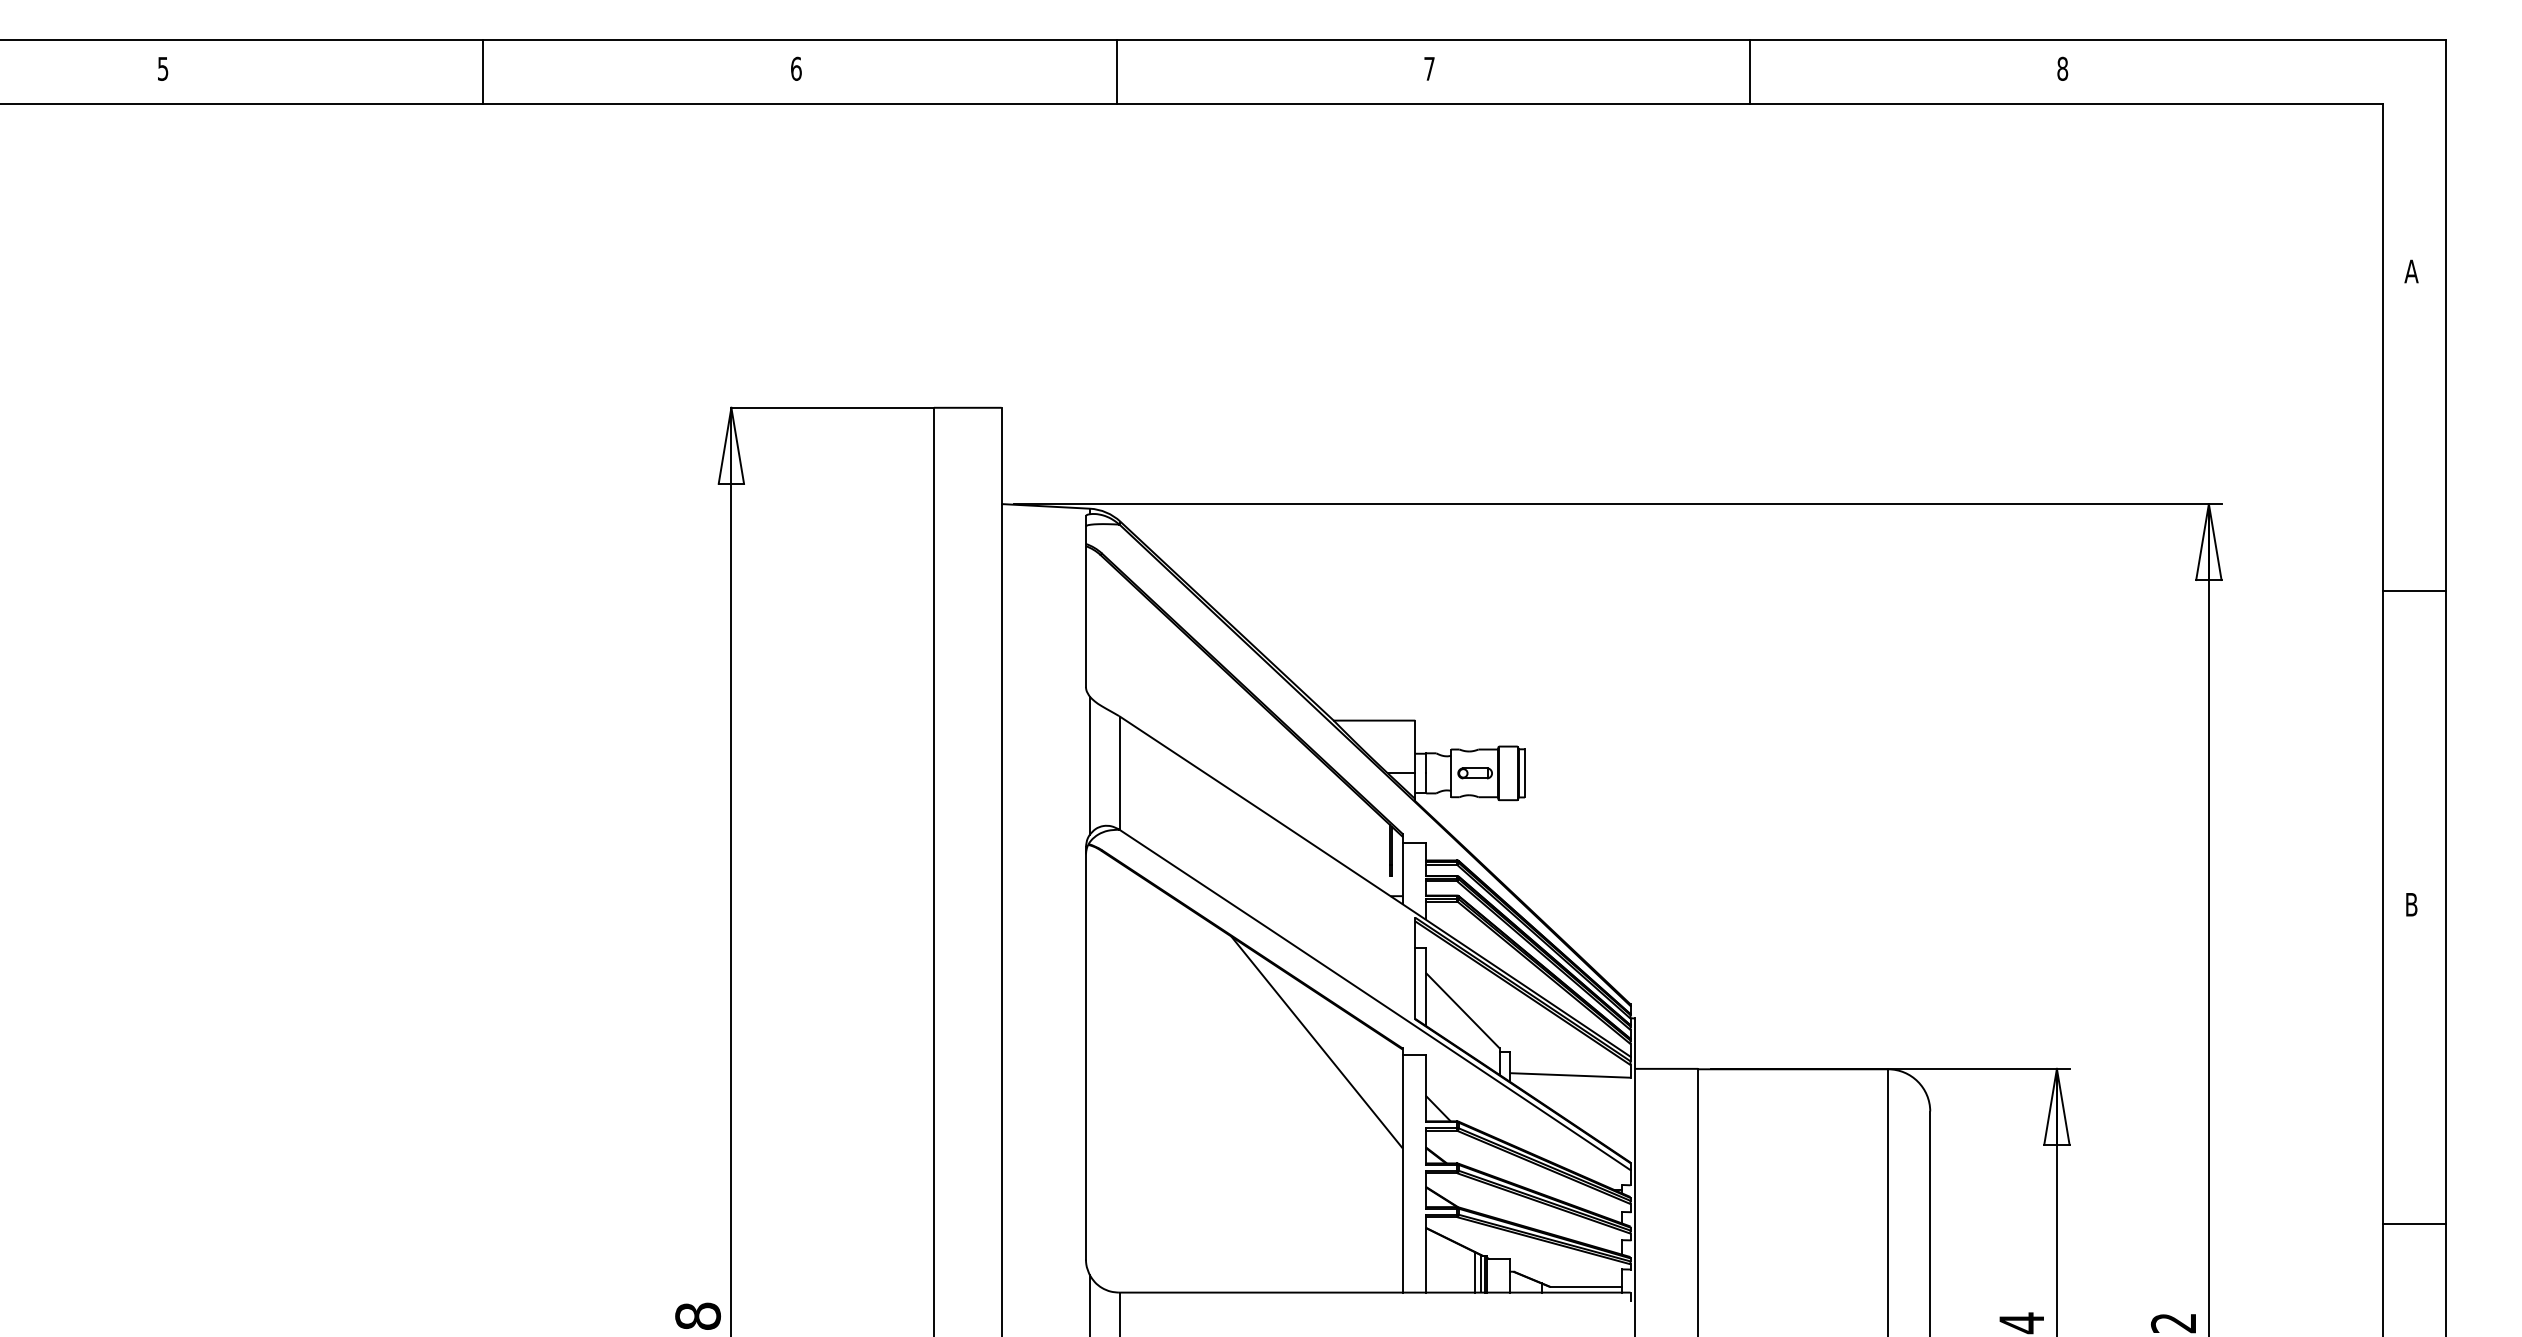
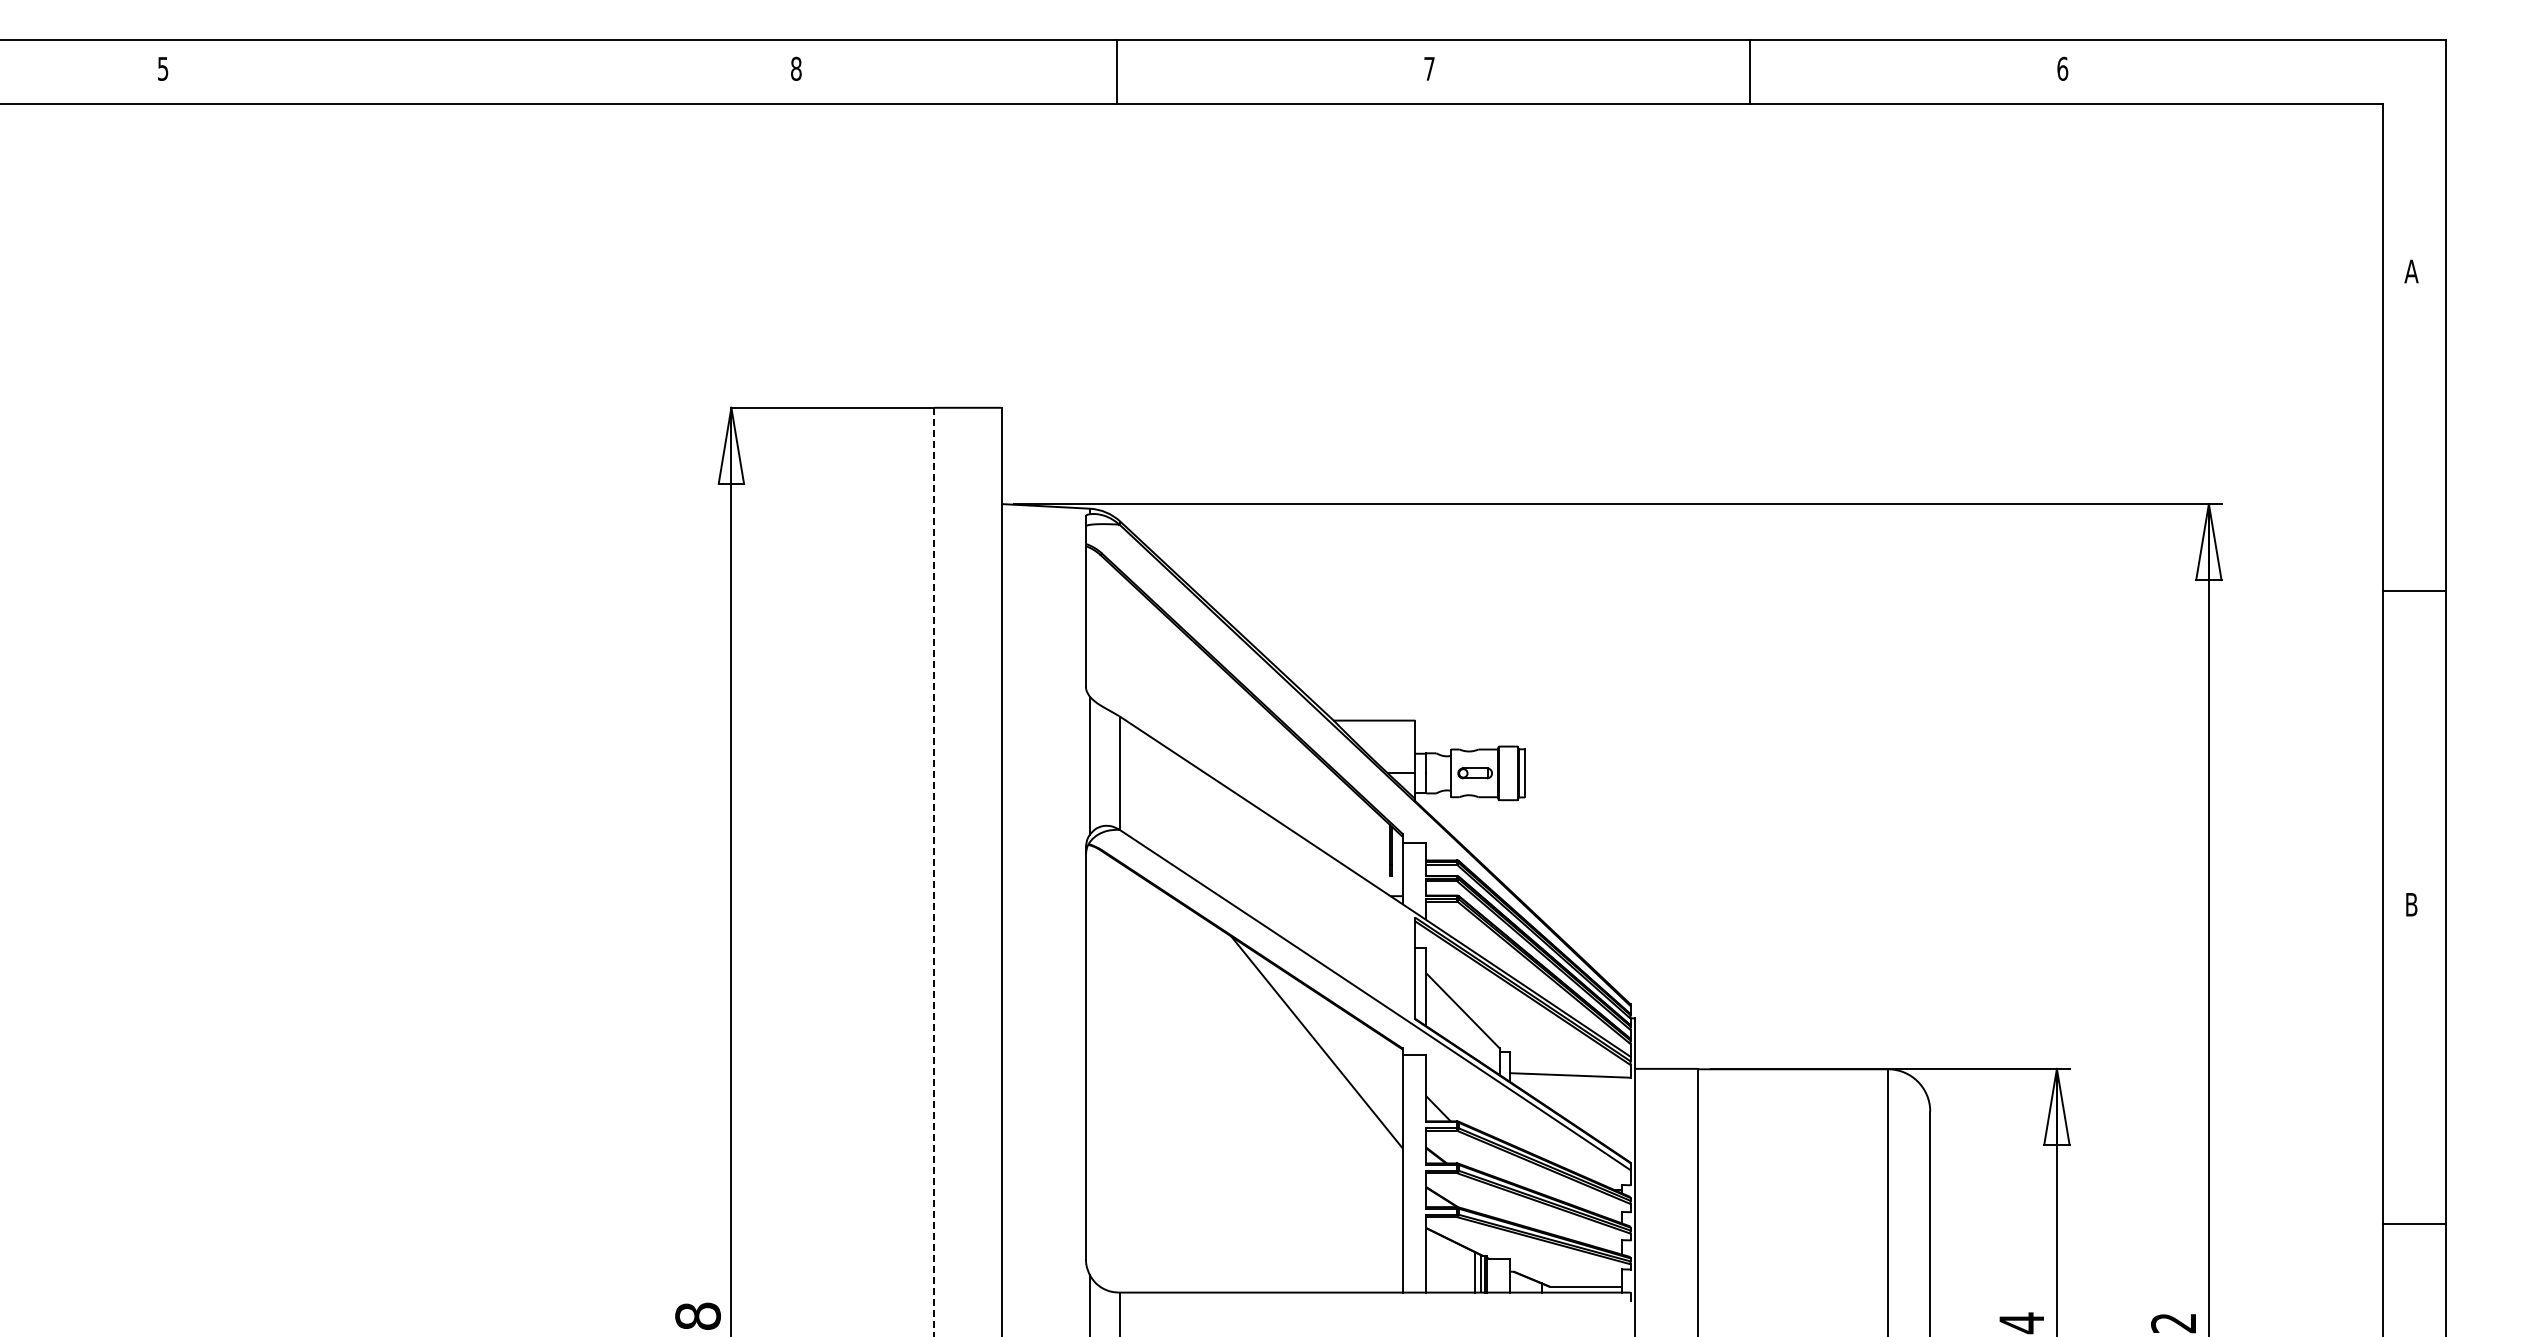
text: 6 -> 8 (796, 68)
text: 8 -> 6 (2062, 68)
line: present -> none (483, 71)
line: solid -> dashed (934, 872)
